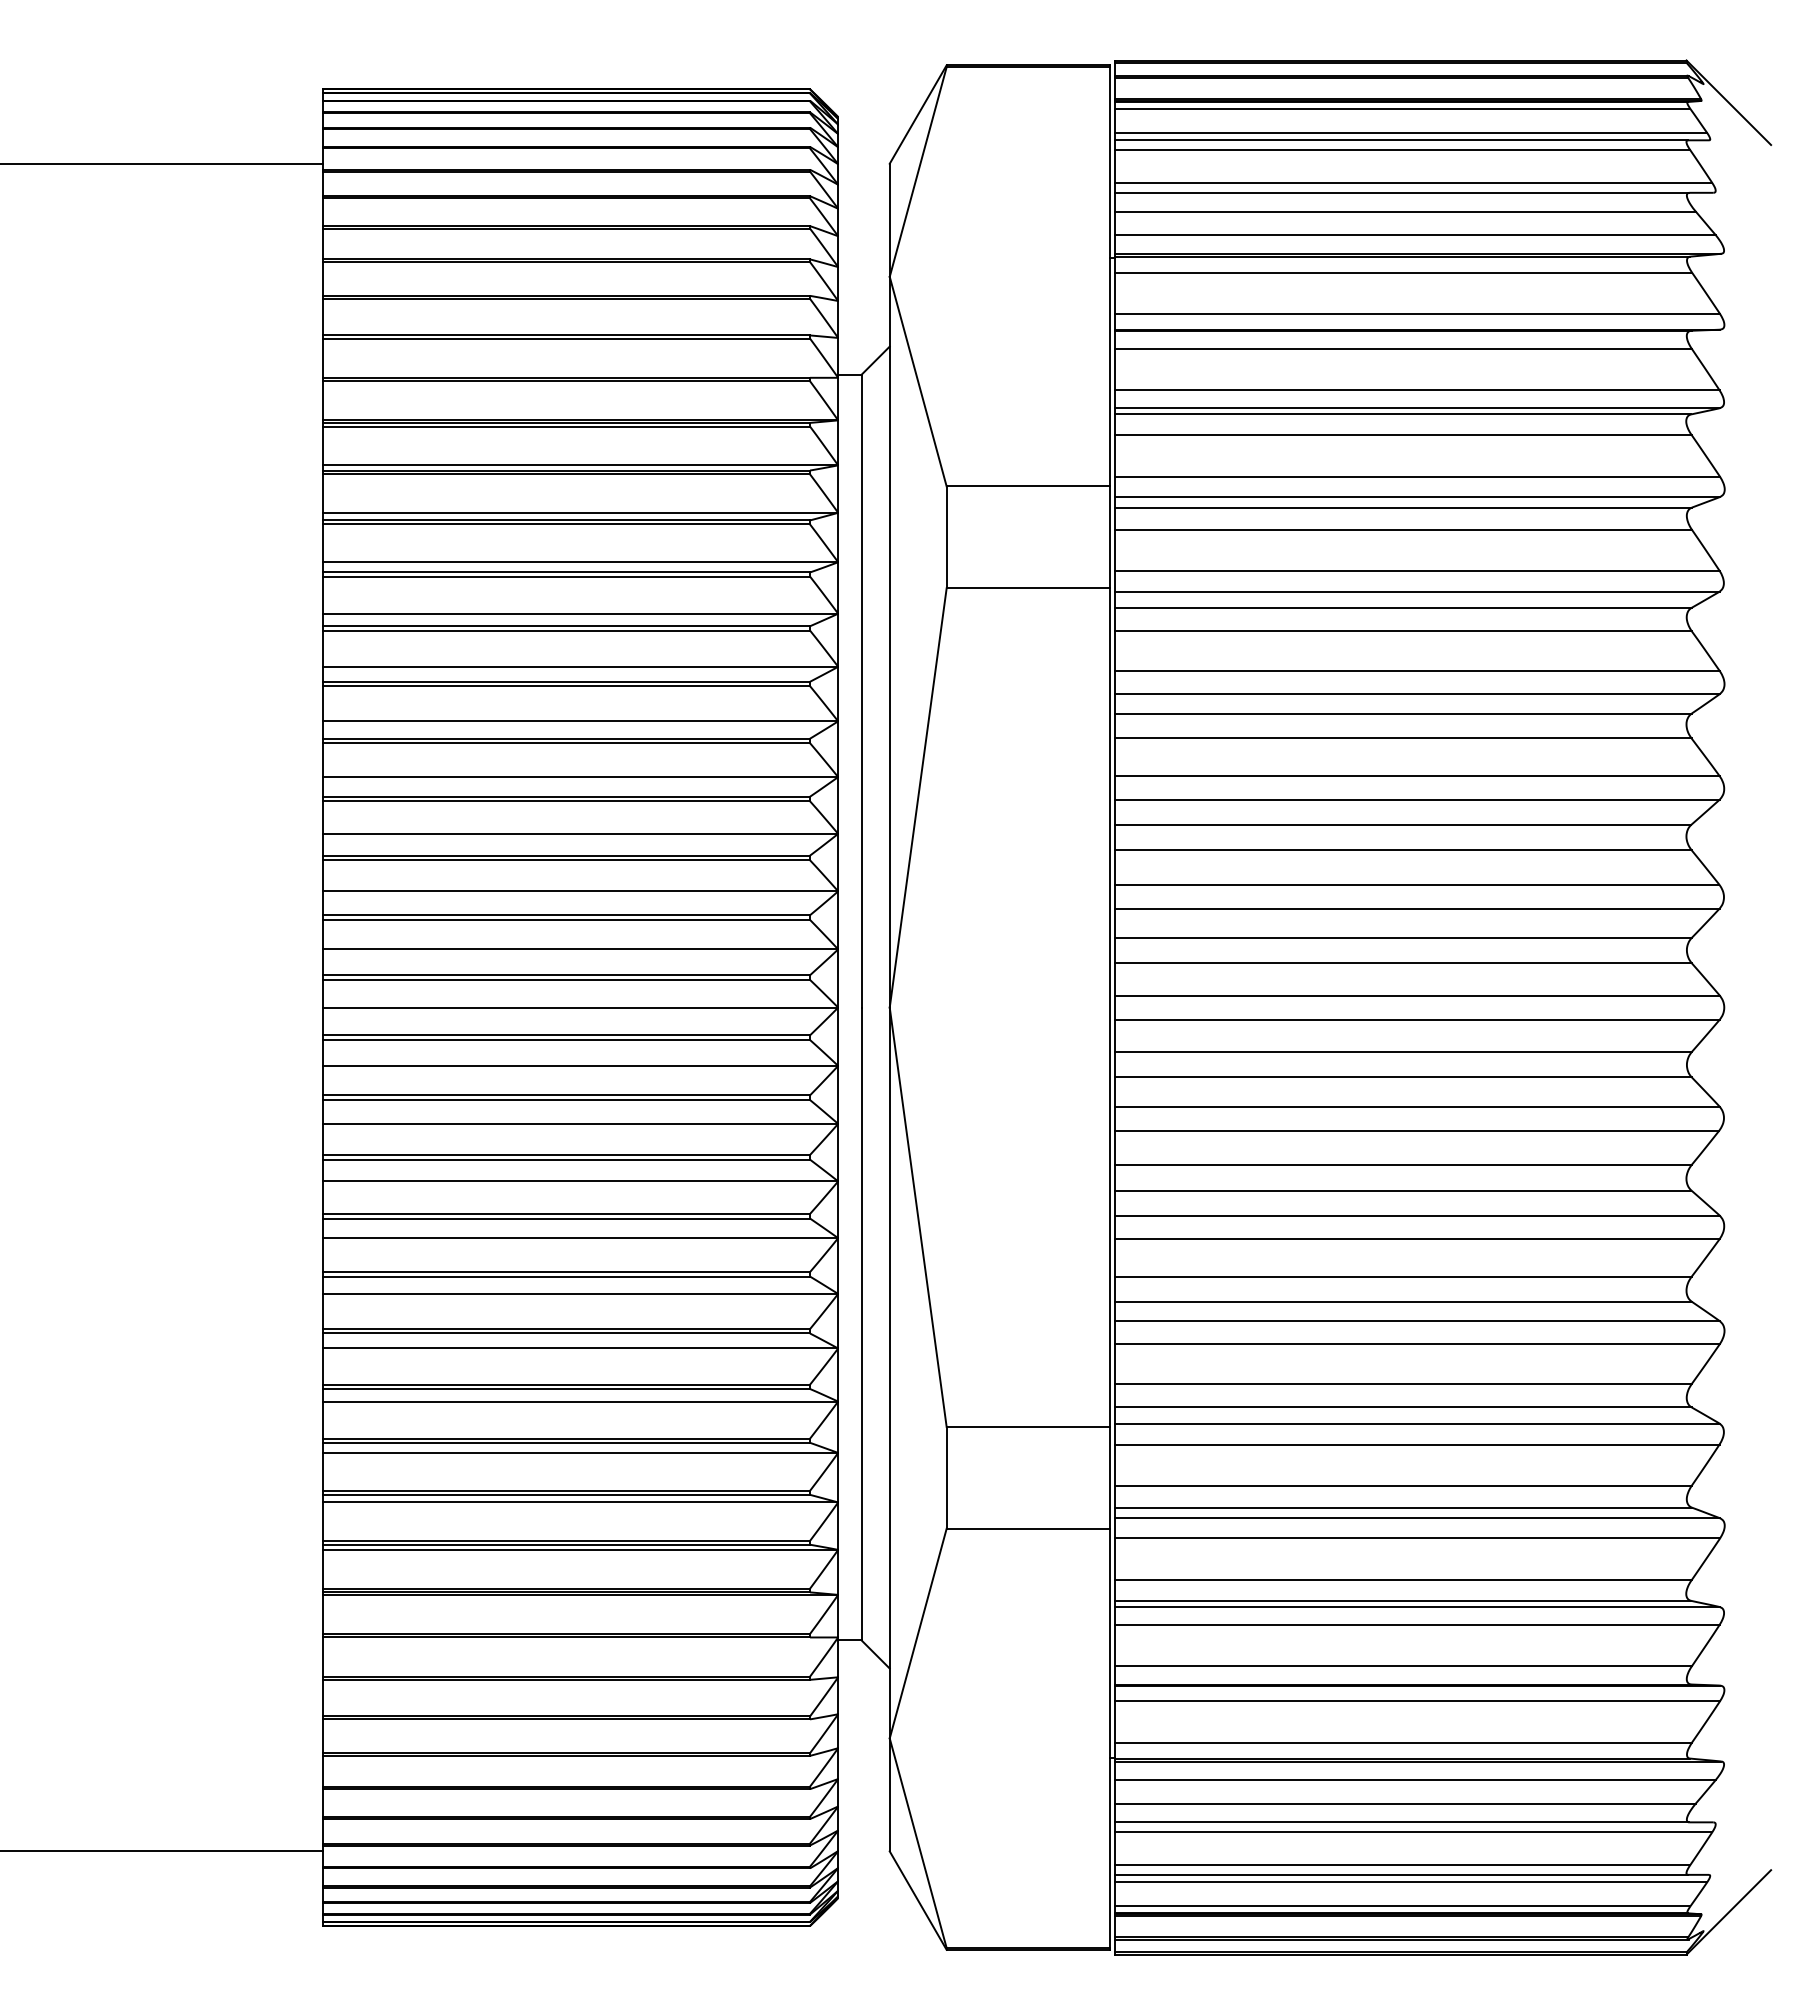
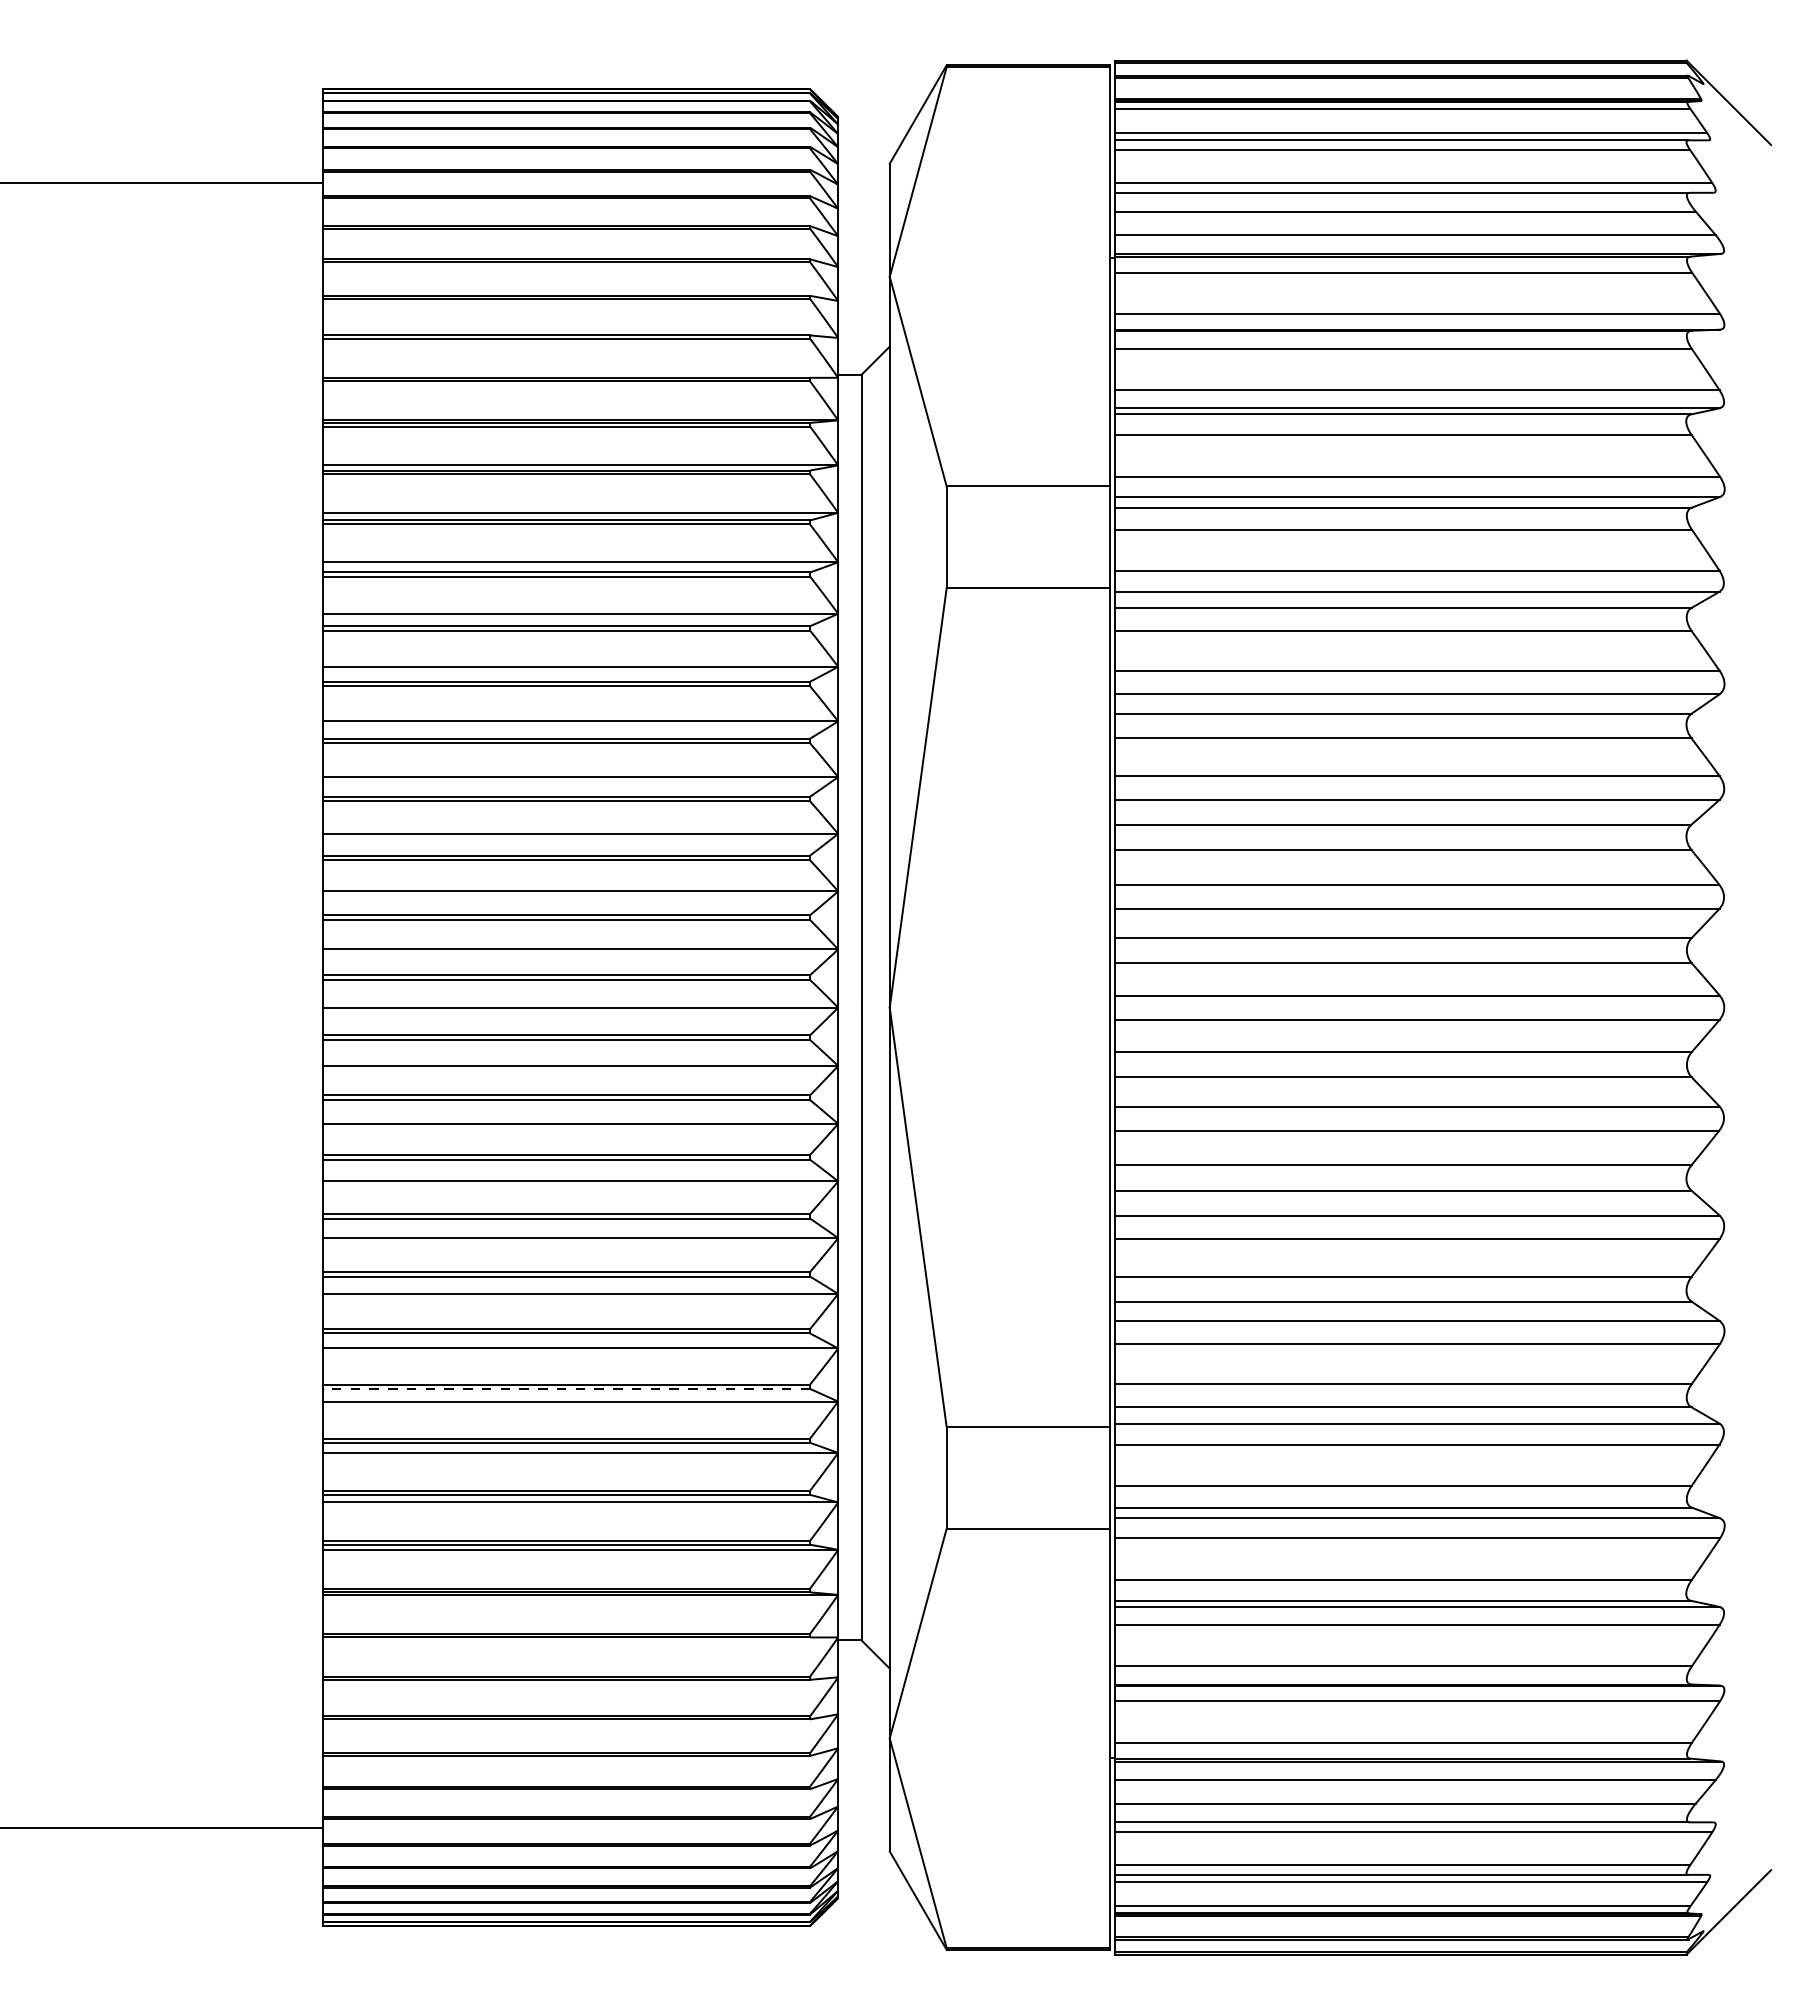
line position: (162, 163) -> (162, 182) (162, 182)
line: solid -> dashed (566, 1389)
line position: (162, 1851) -> (162, 1828) (162, 1828)
